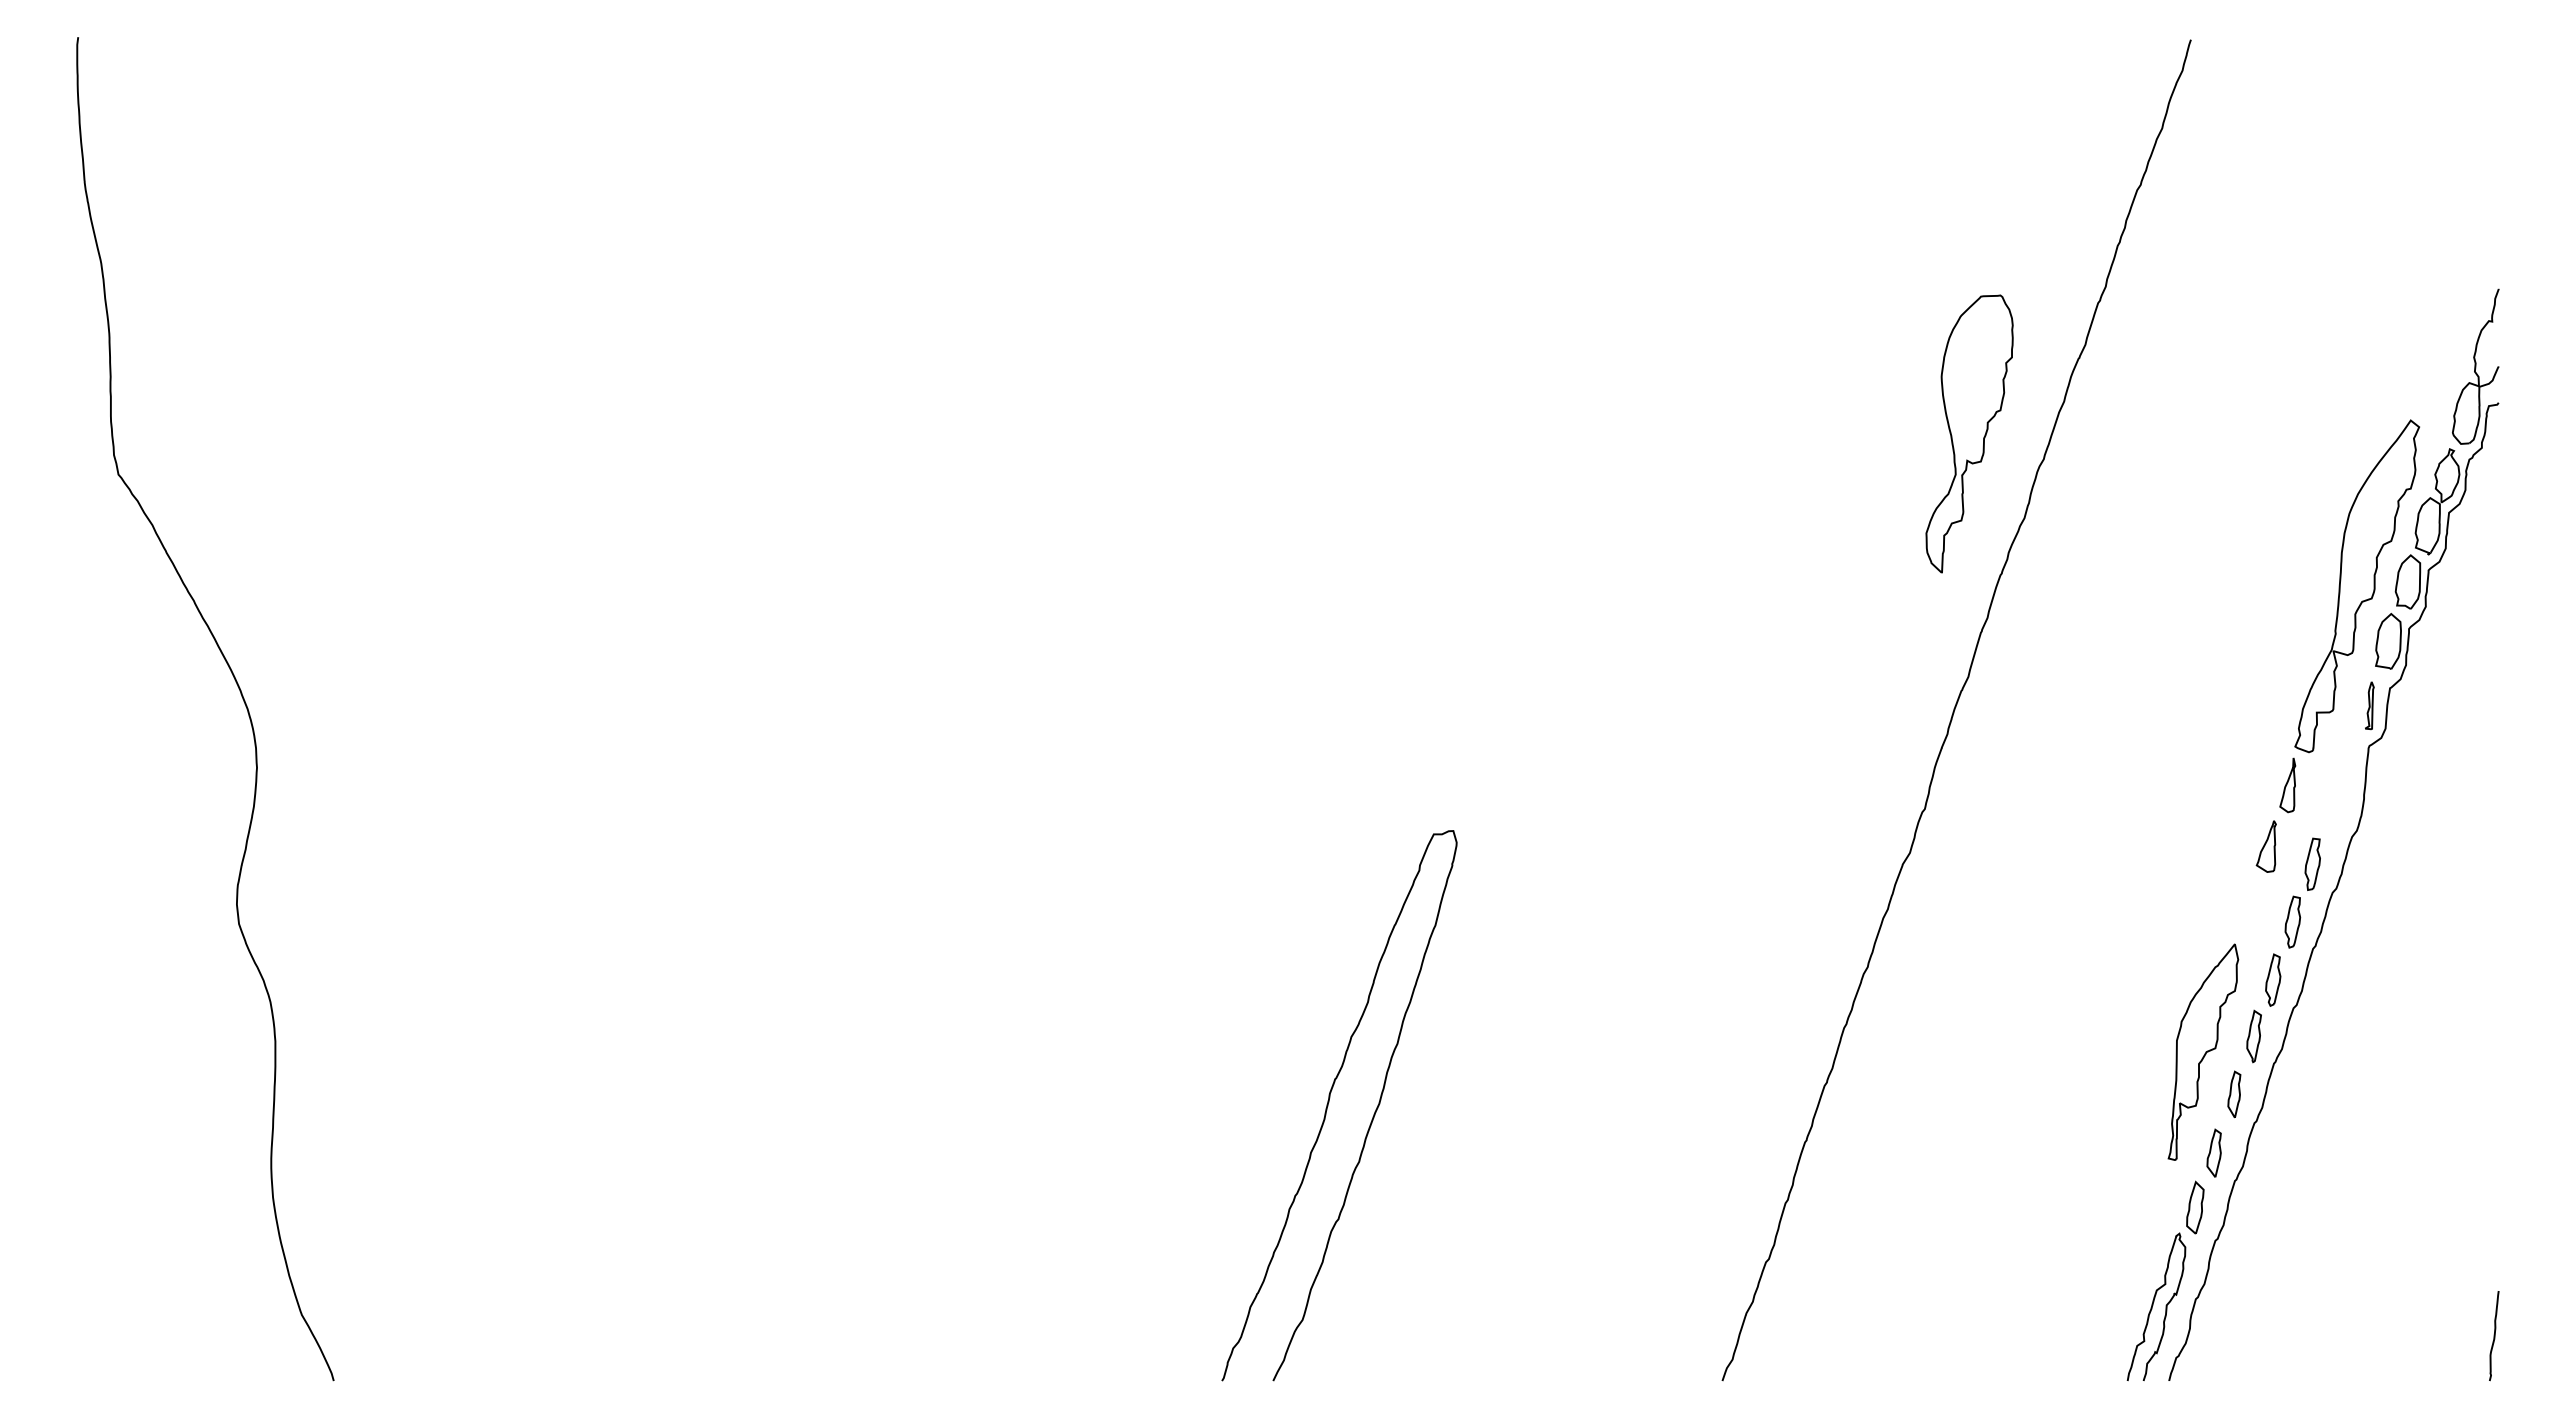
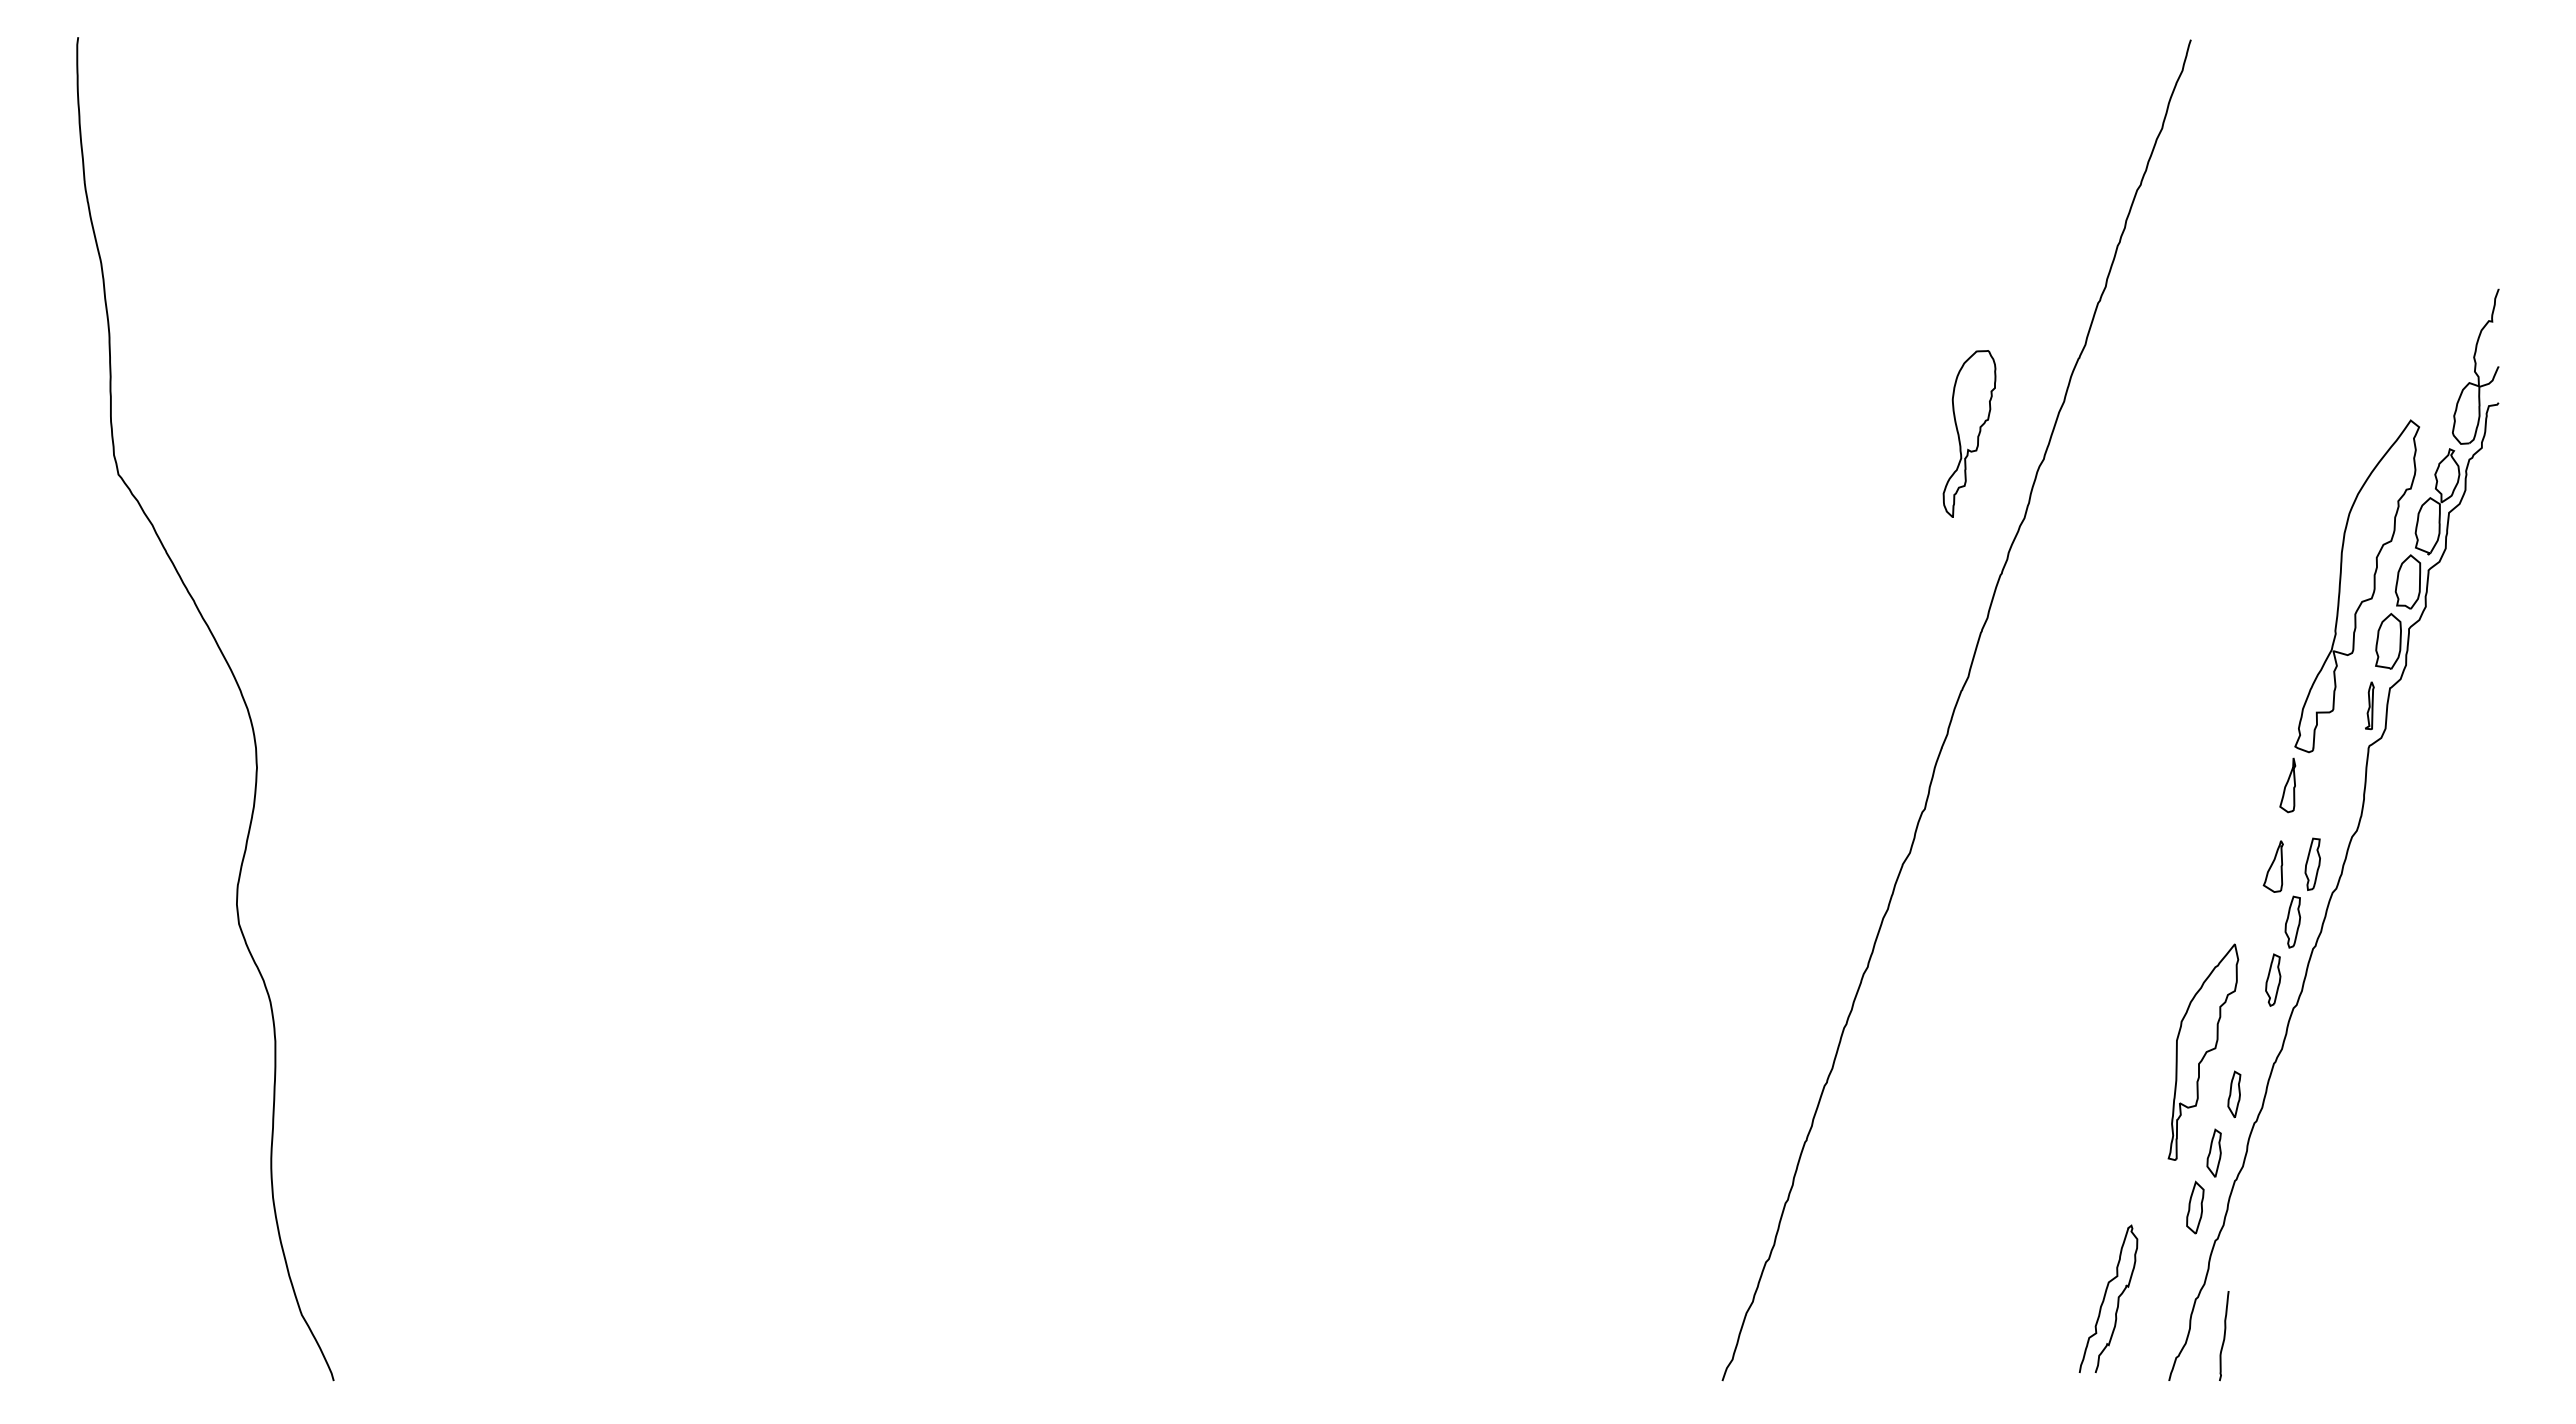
part size: 89x280 px -> 55x168 px (1969, 433)
part position: (2265, 846) -> (2272, 866) (2272, 866)
part: present -> none (2253, 1036)
curve: present -> none (1329, 1102)
curve position: (2153, 1305) -> (2105, 1297) (2105, 1297)
curve position: (2494, 1336) -> (2224, 1336) (2224, 1336)
